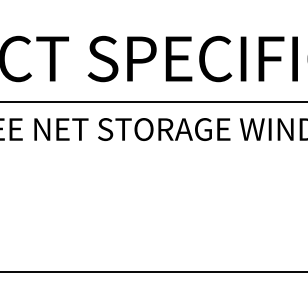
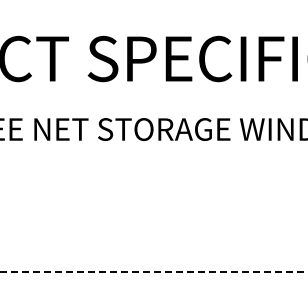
line: present -> none (153, 101)
line: solid -> dashed (153, 272)
